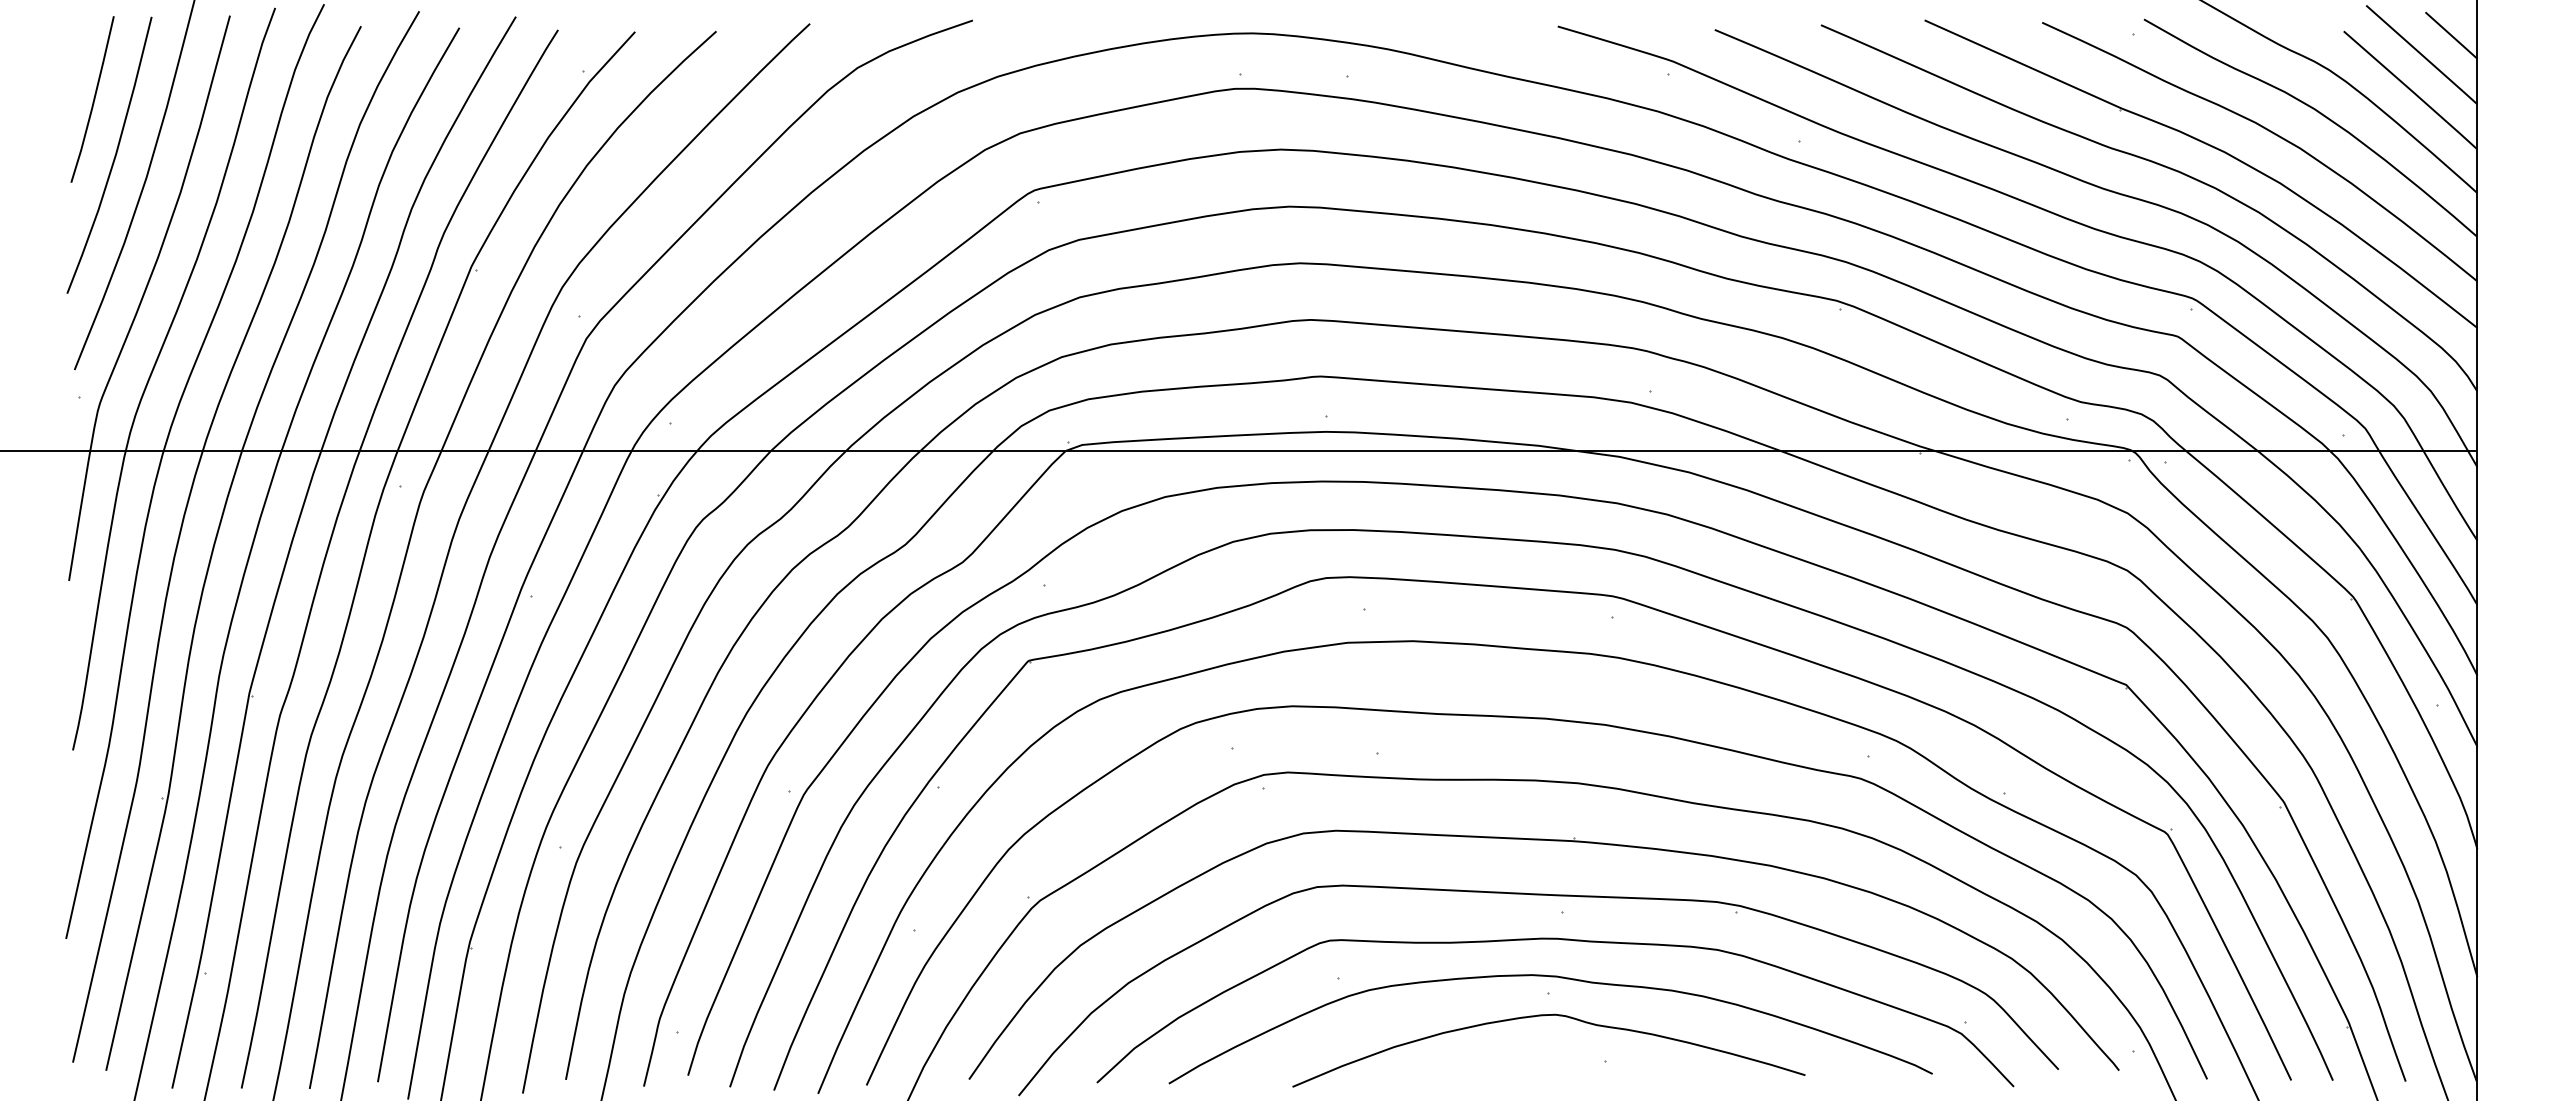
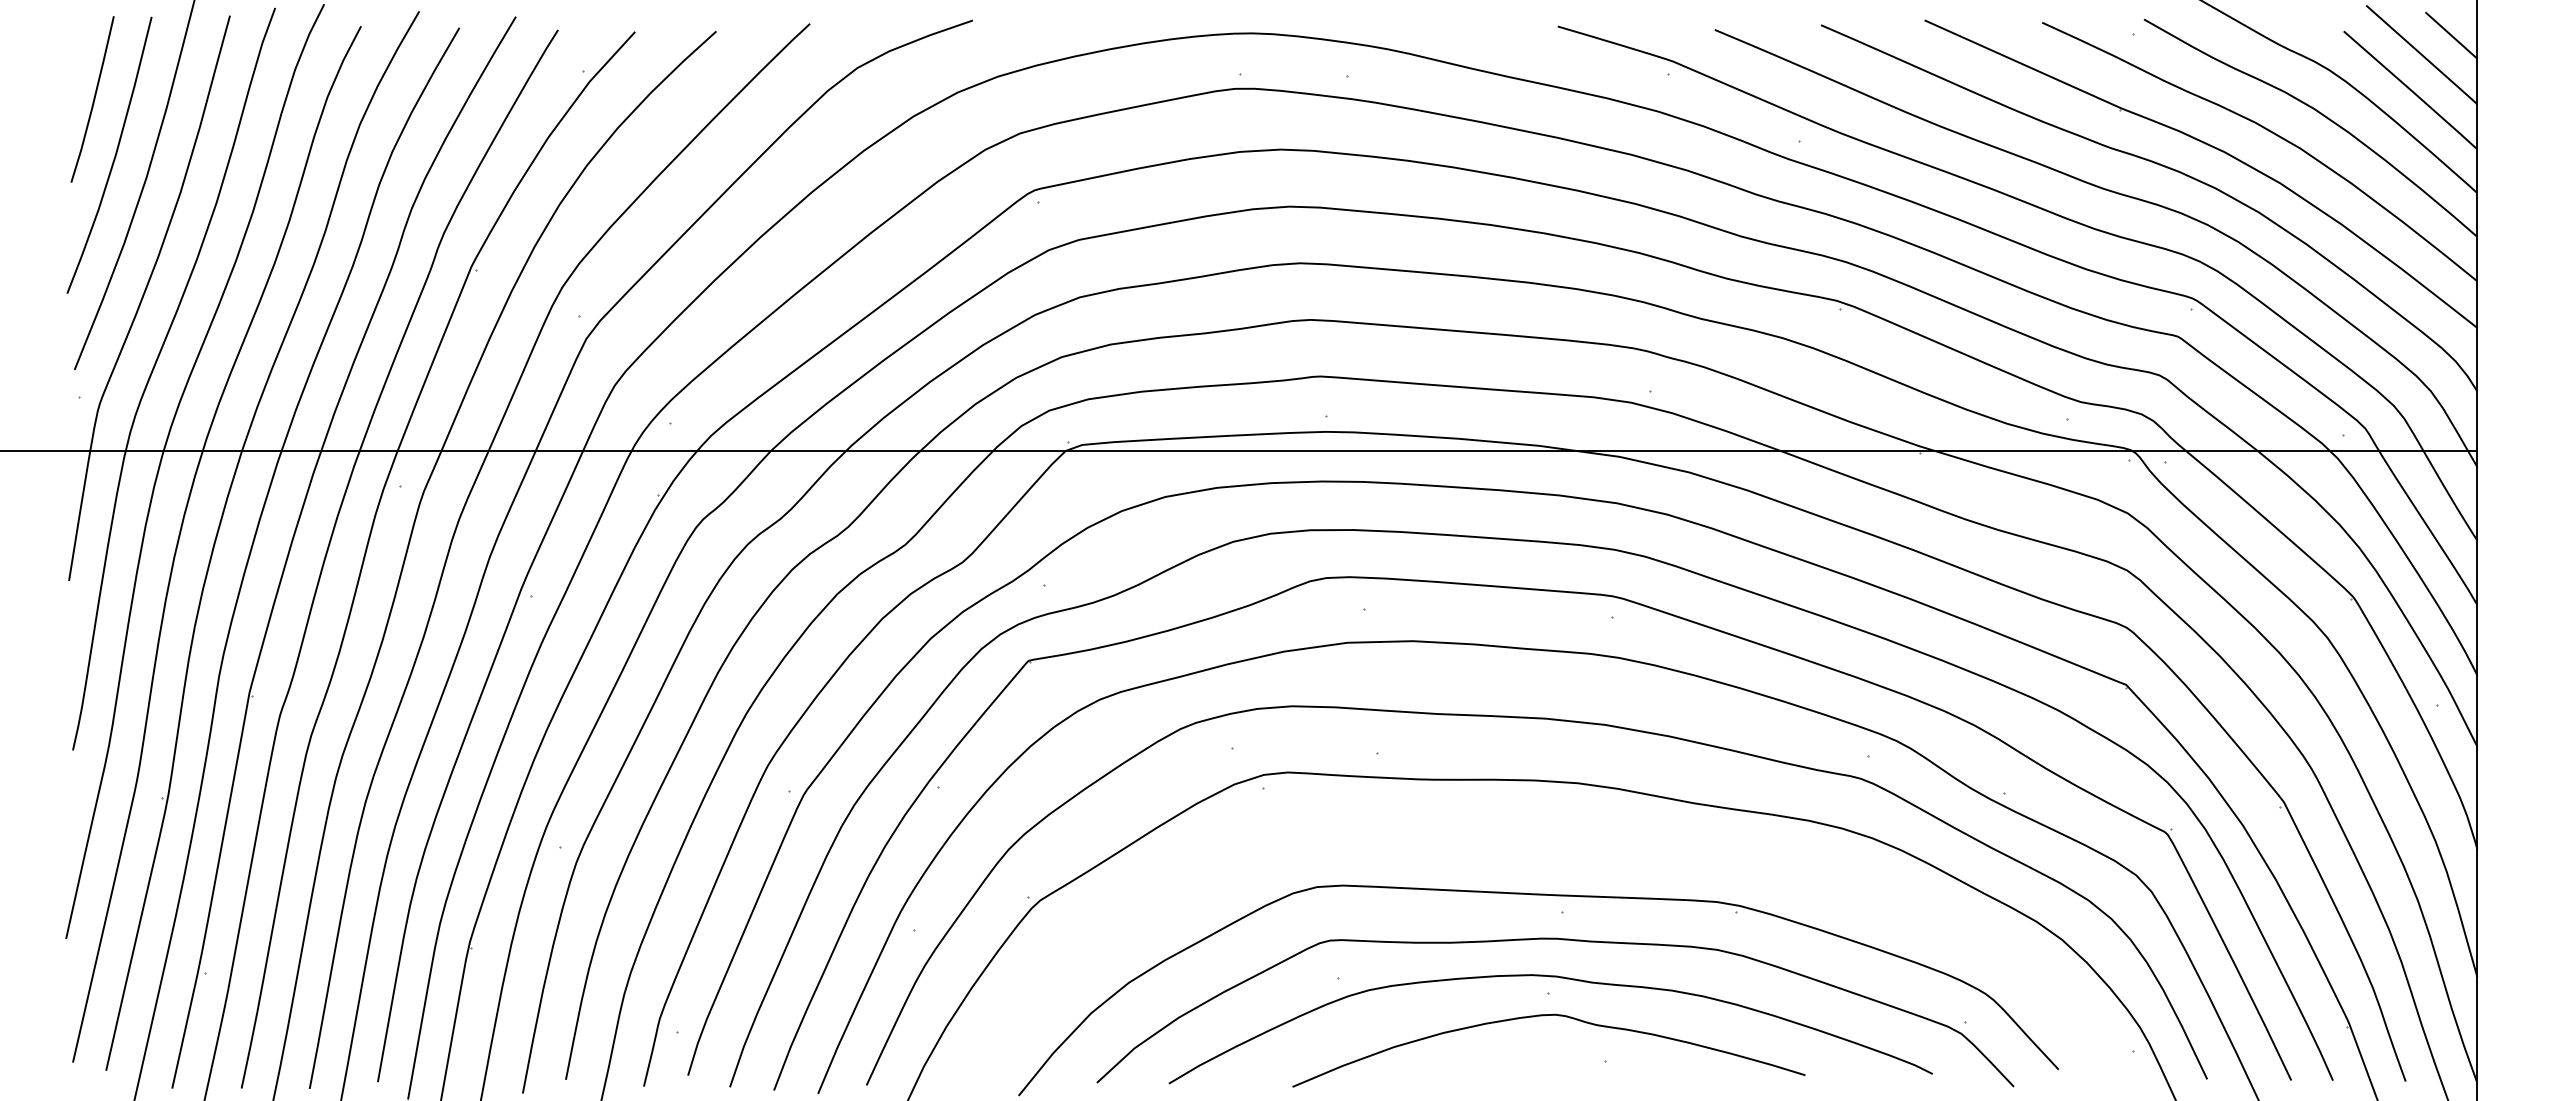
part: present -> none (1552, 841)
